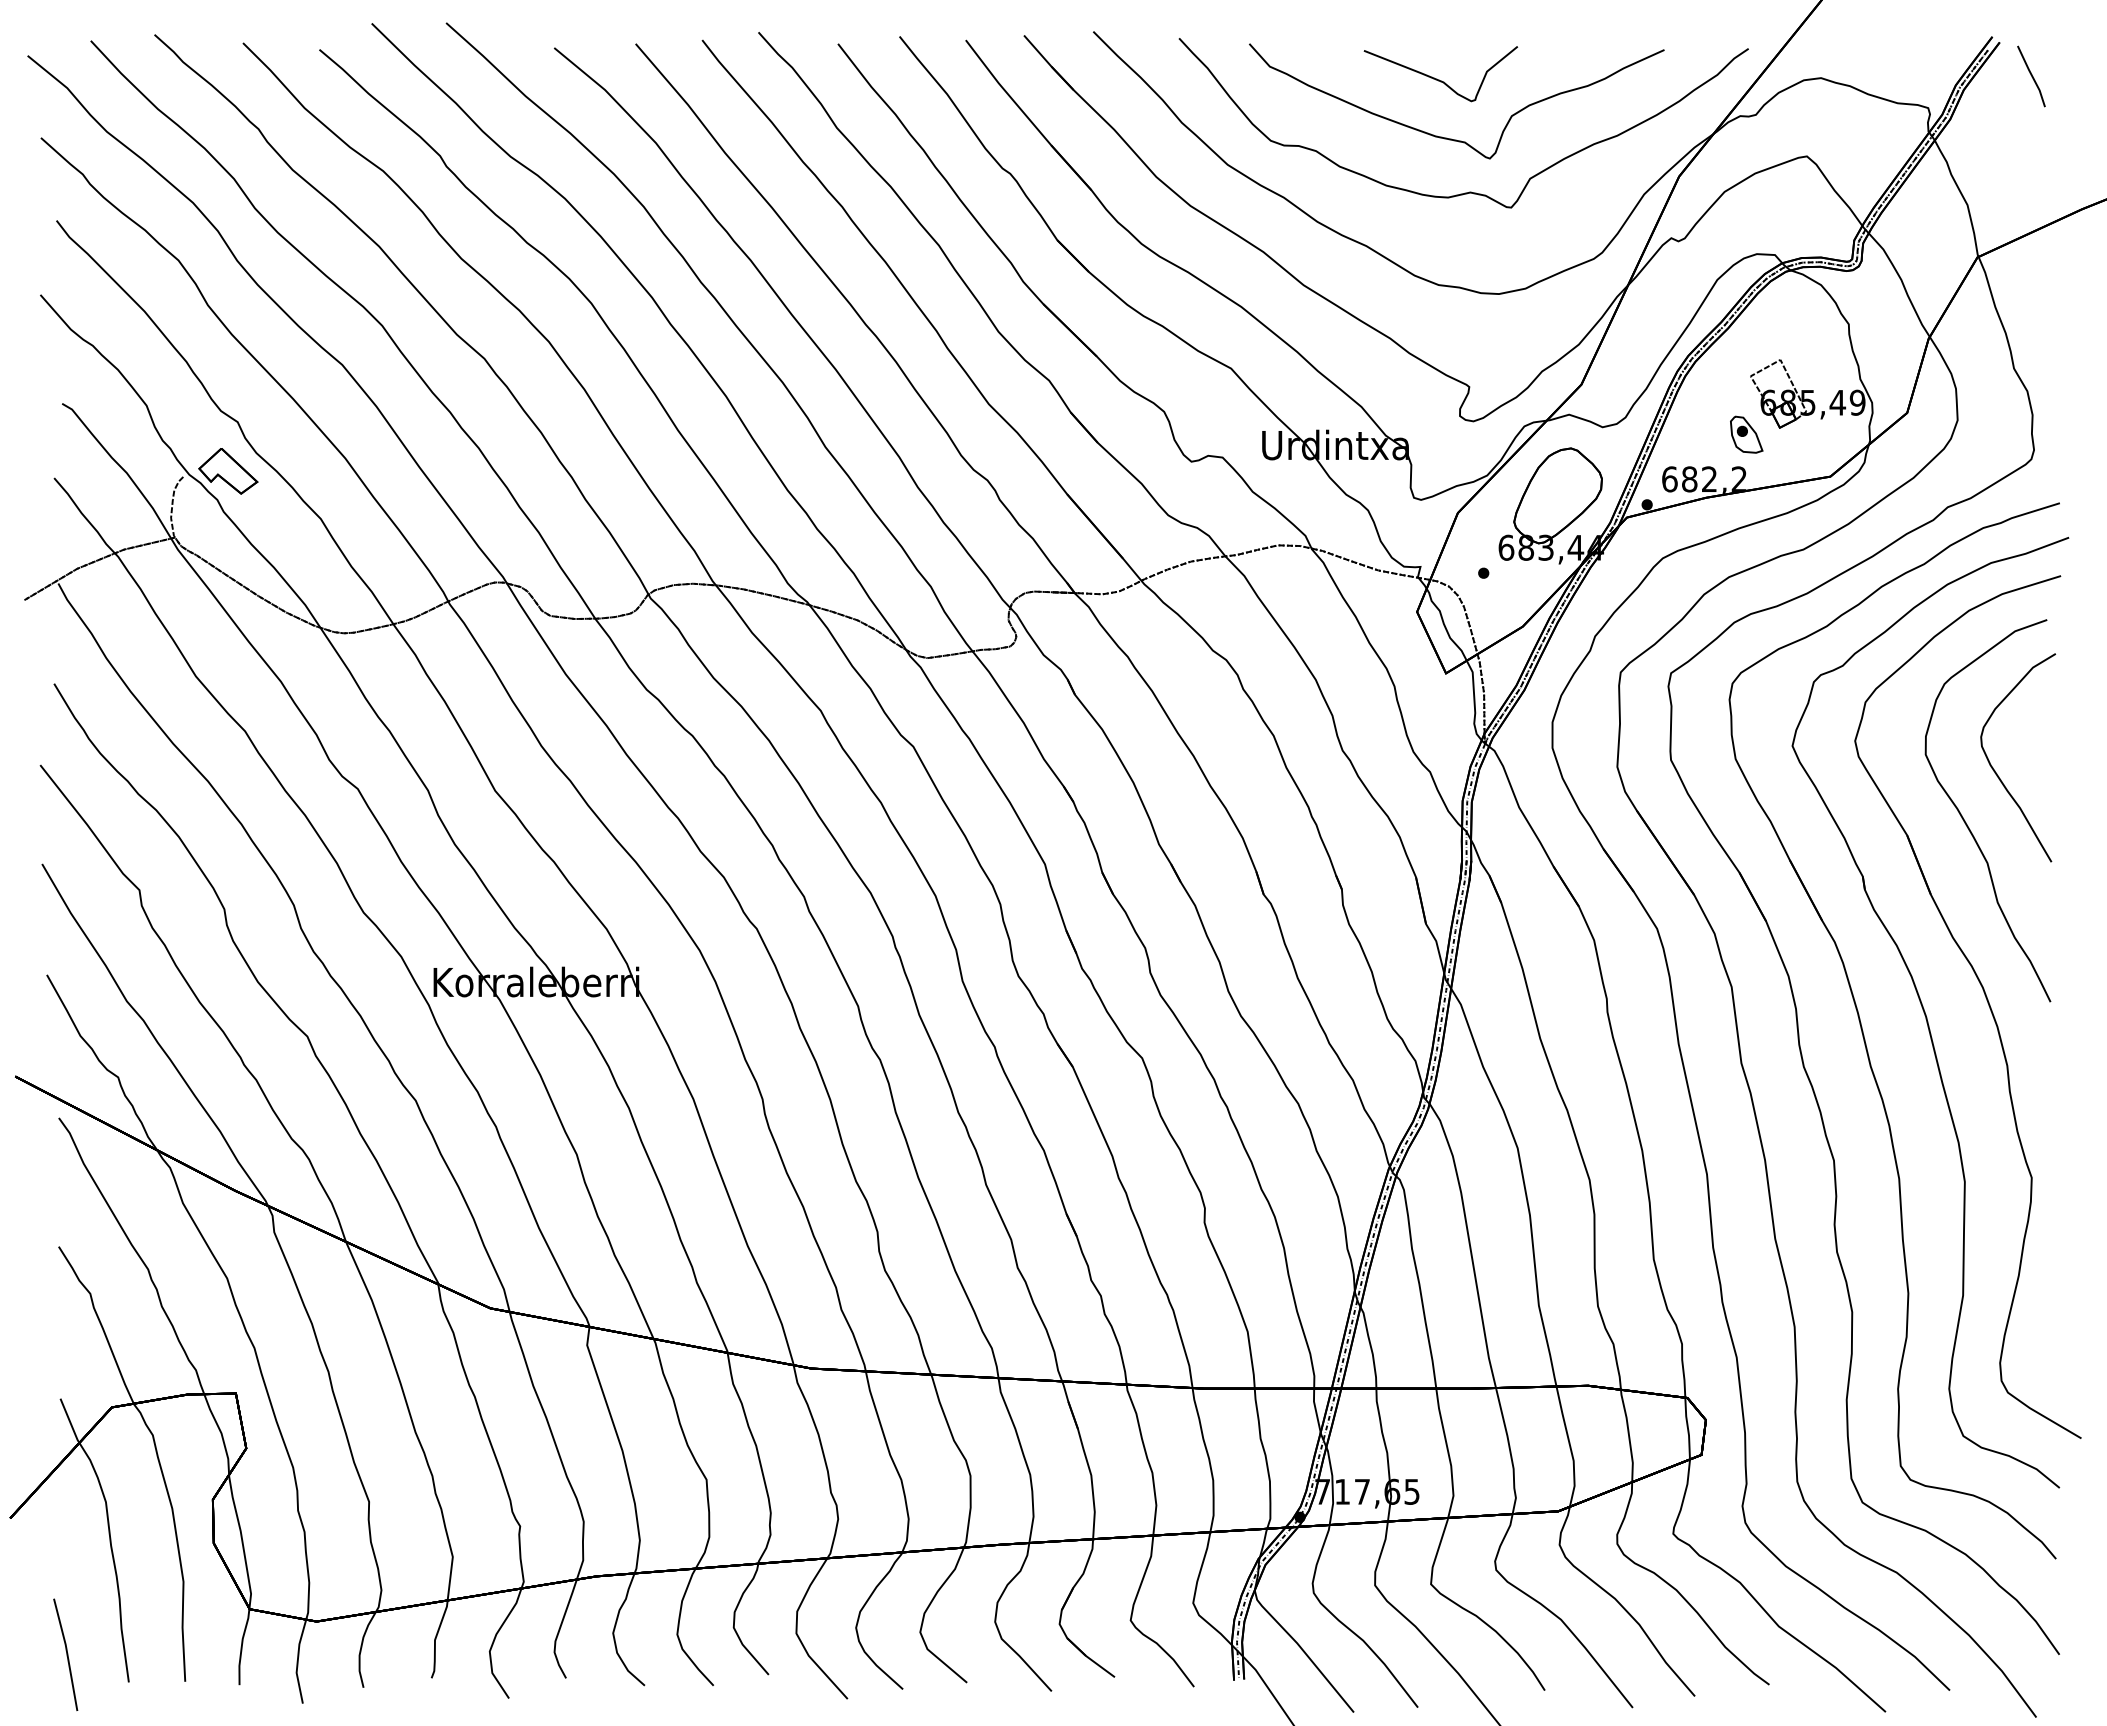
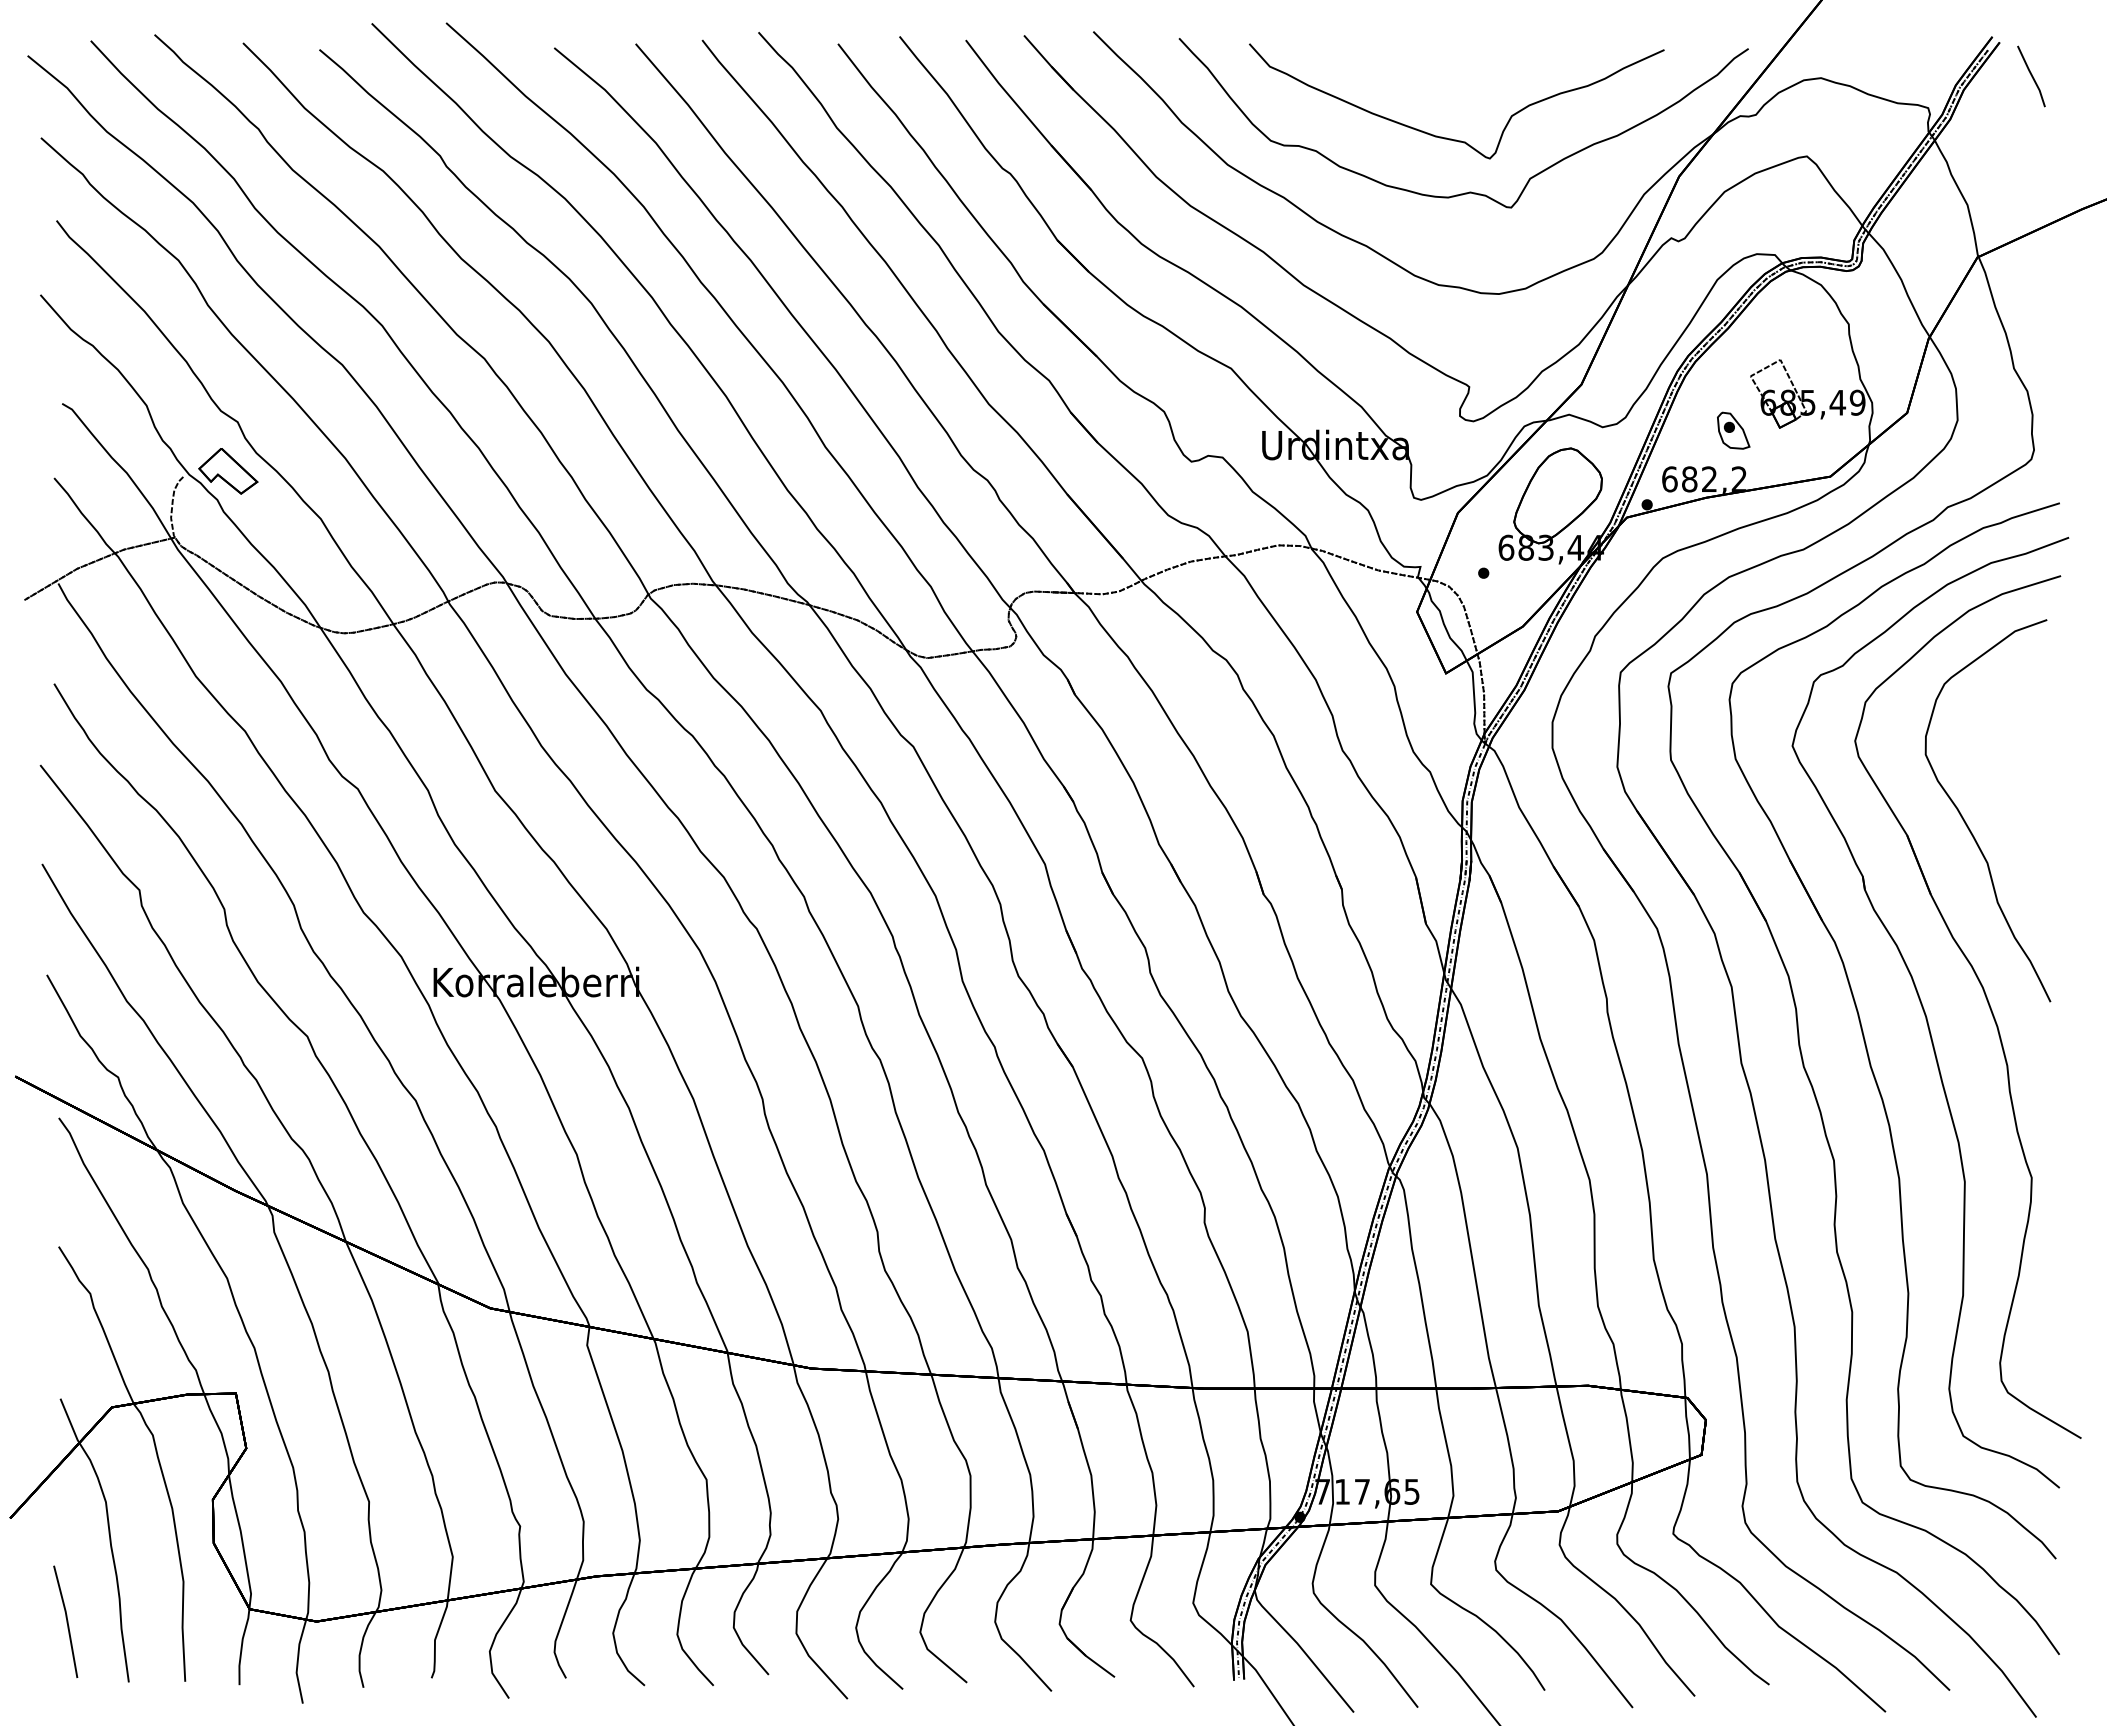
curve: present -> none (1439, 79)
part position: (1746, 434) -> (1733, 430) (1733, 430)
curve: present -> none (1995, 770)
line position: (66, 1654) -> (66, 1621) (66, 1621)
